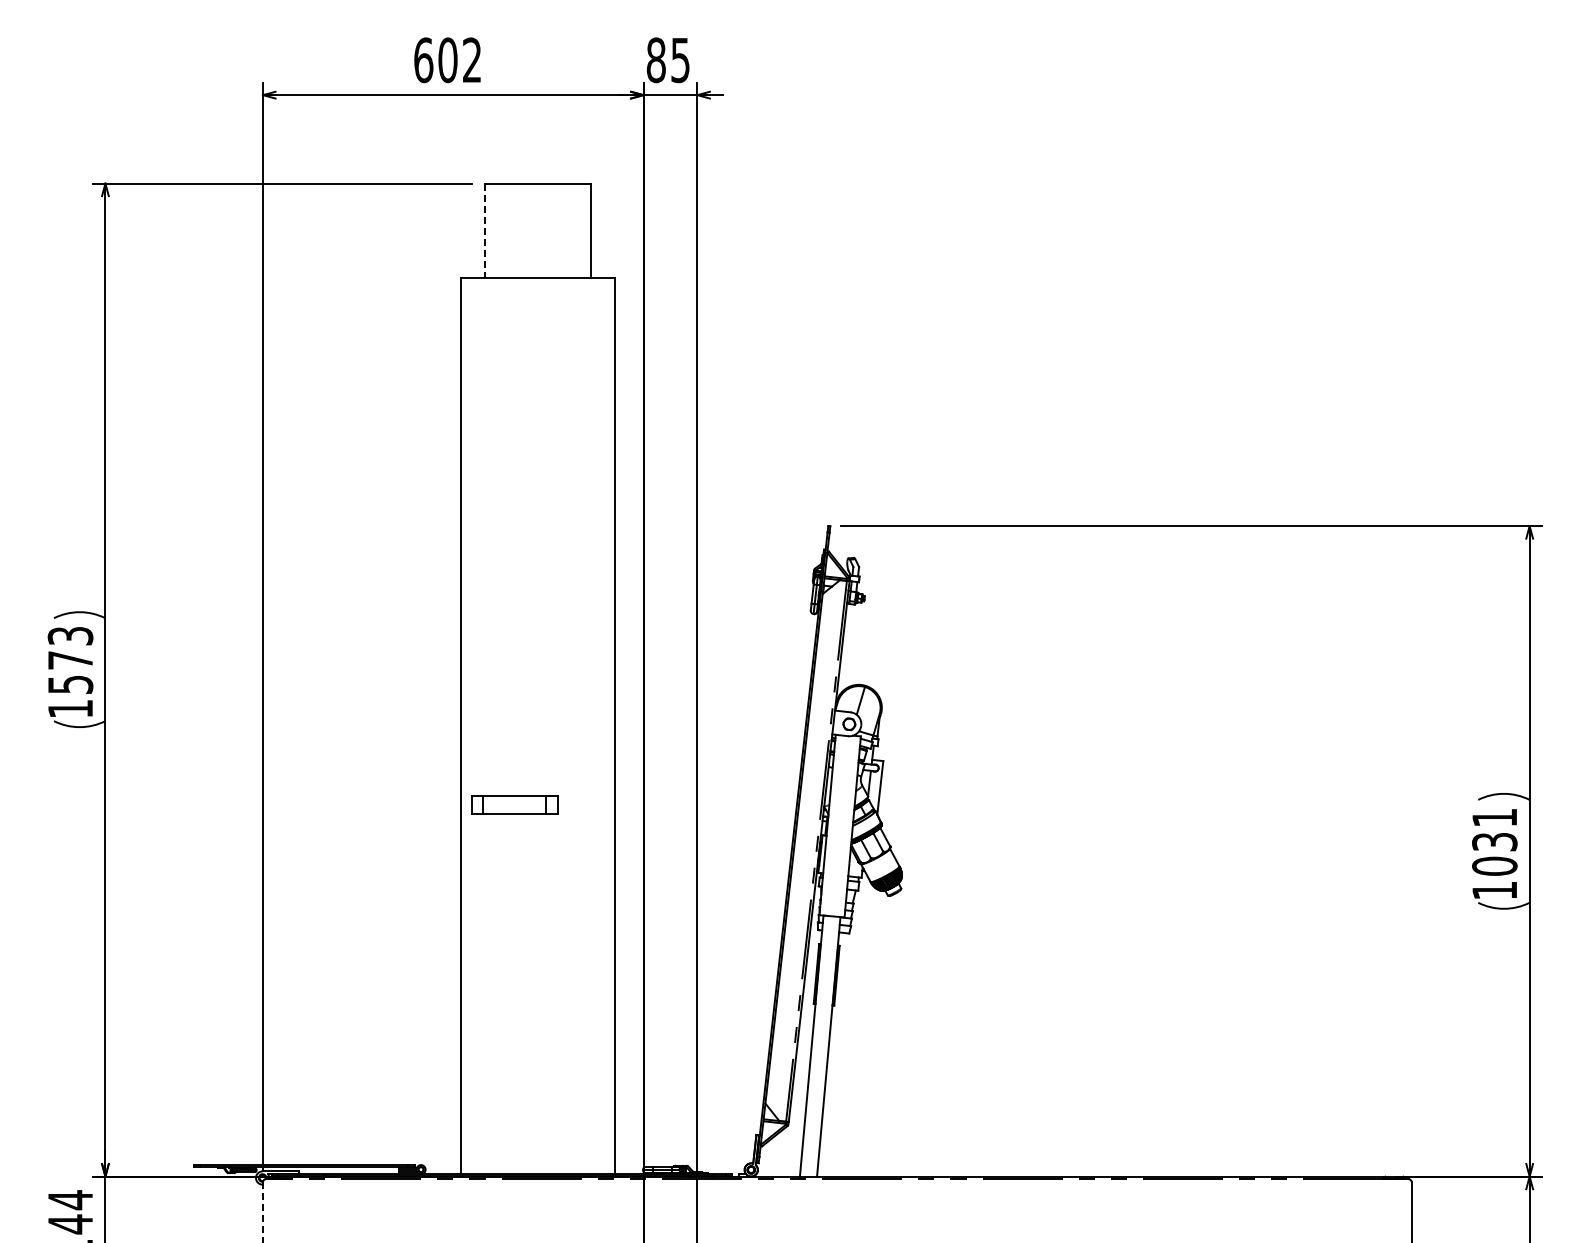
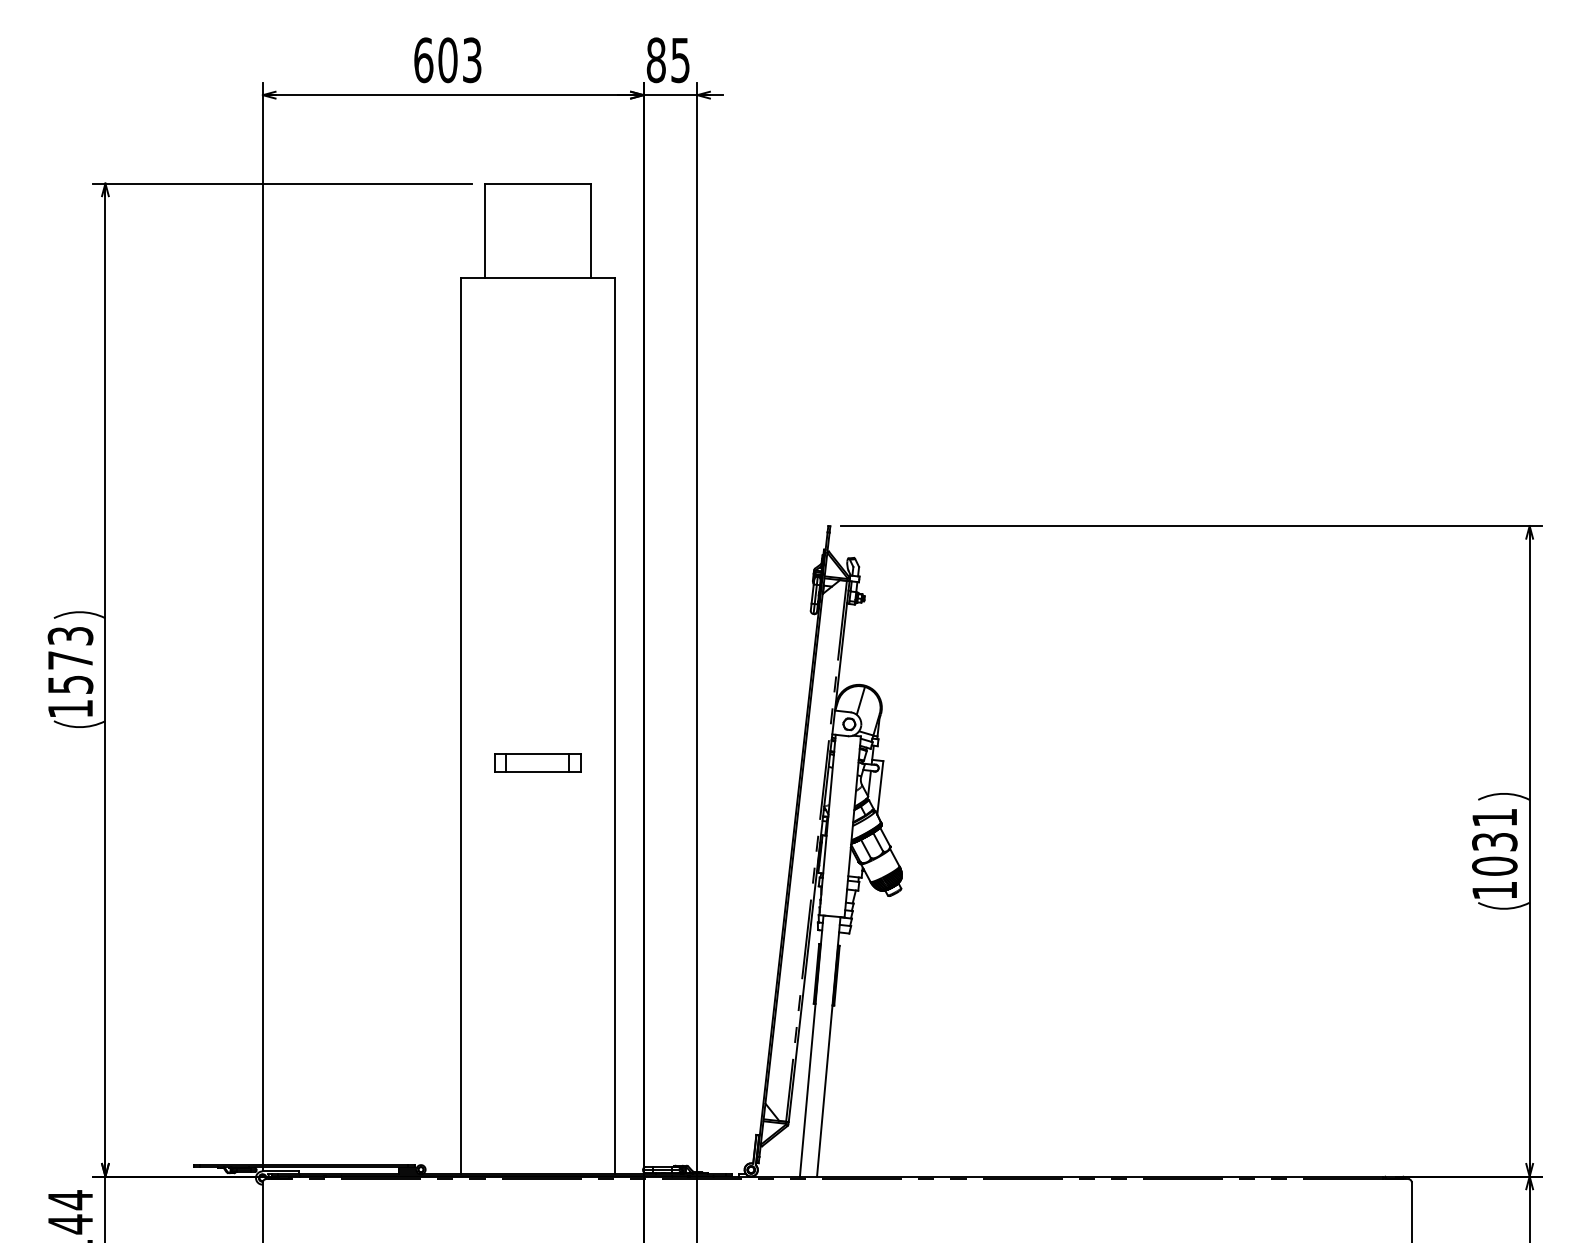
text: 602 -> 603 (472, 60)
line: dashed -> solid (484, 231)
part position: (514, 804) -> (537, 762) (537, 762)
line: dashed -> solid (262, 1212)
